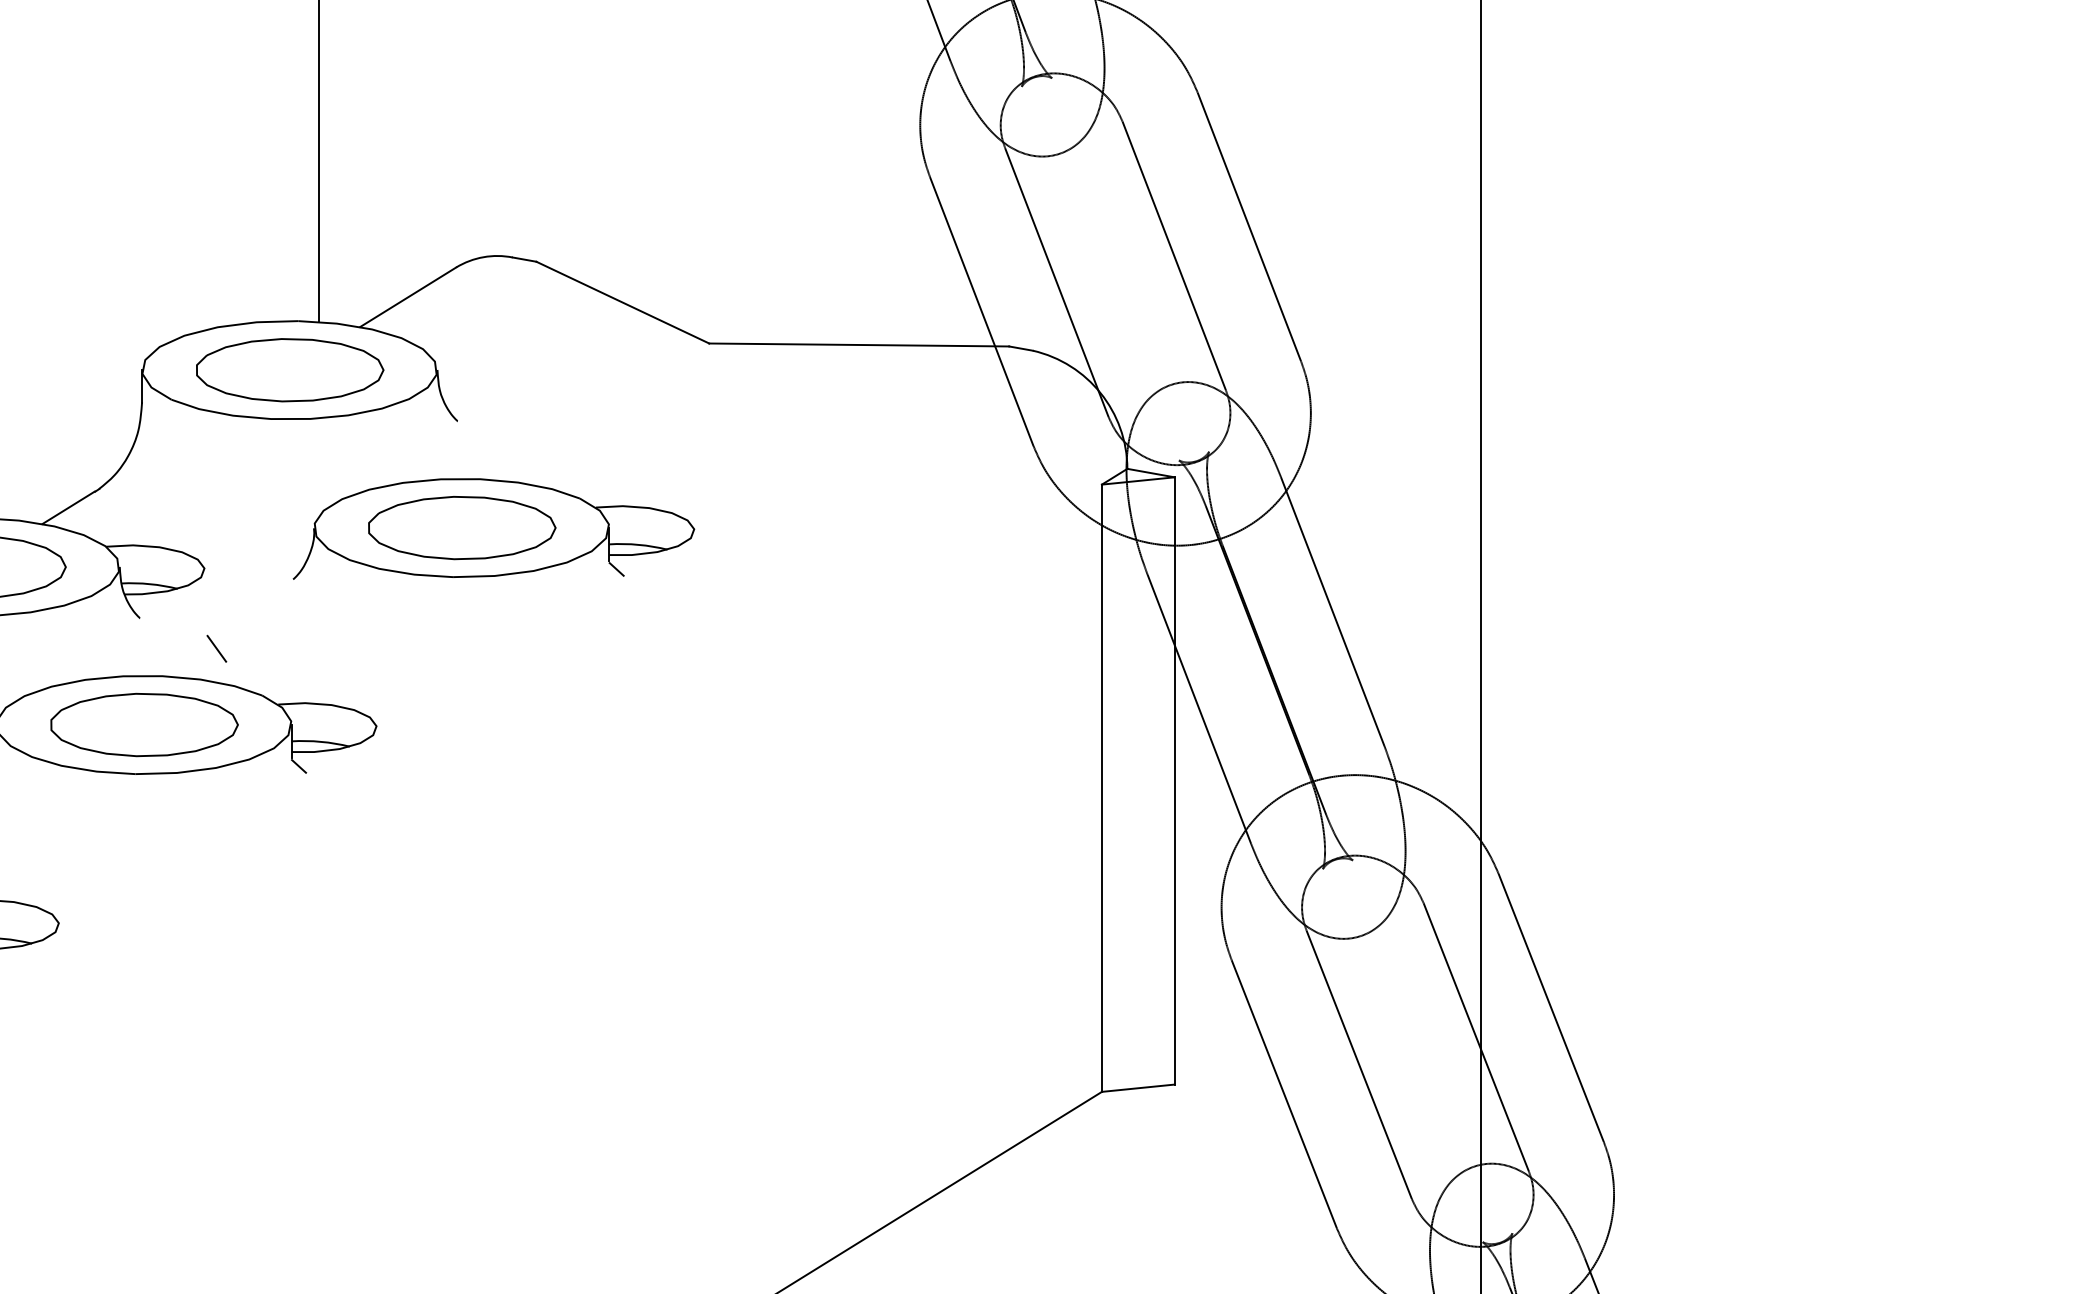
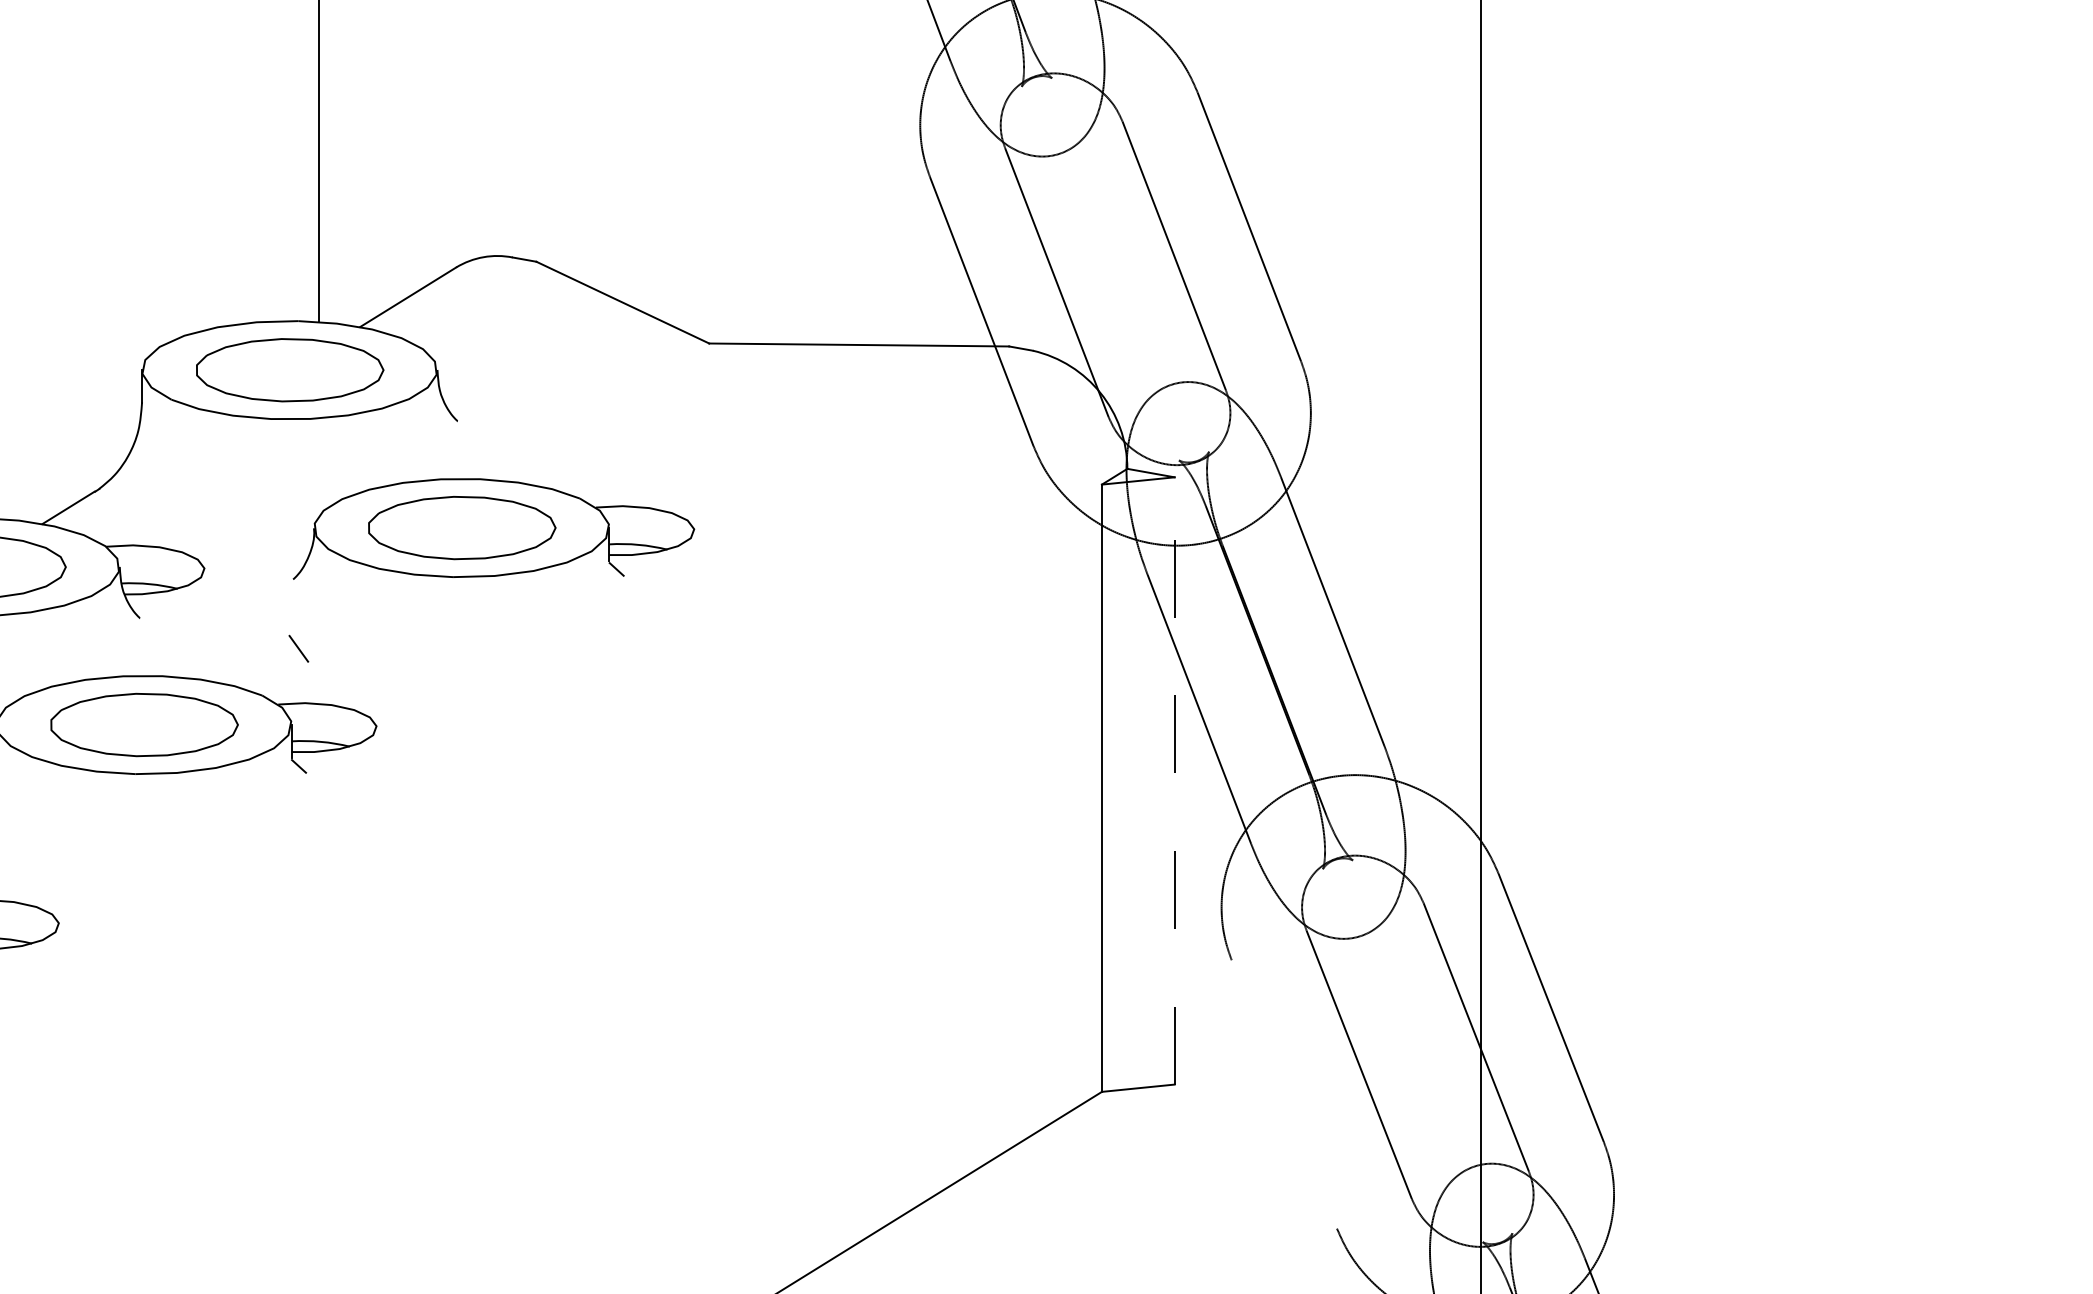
line position: (216, 648) -> (298, 648) (298, 648)
line: solid -> dashed (1174, 780)
line: present -> none (1284, 1094)
